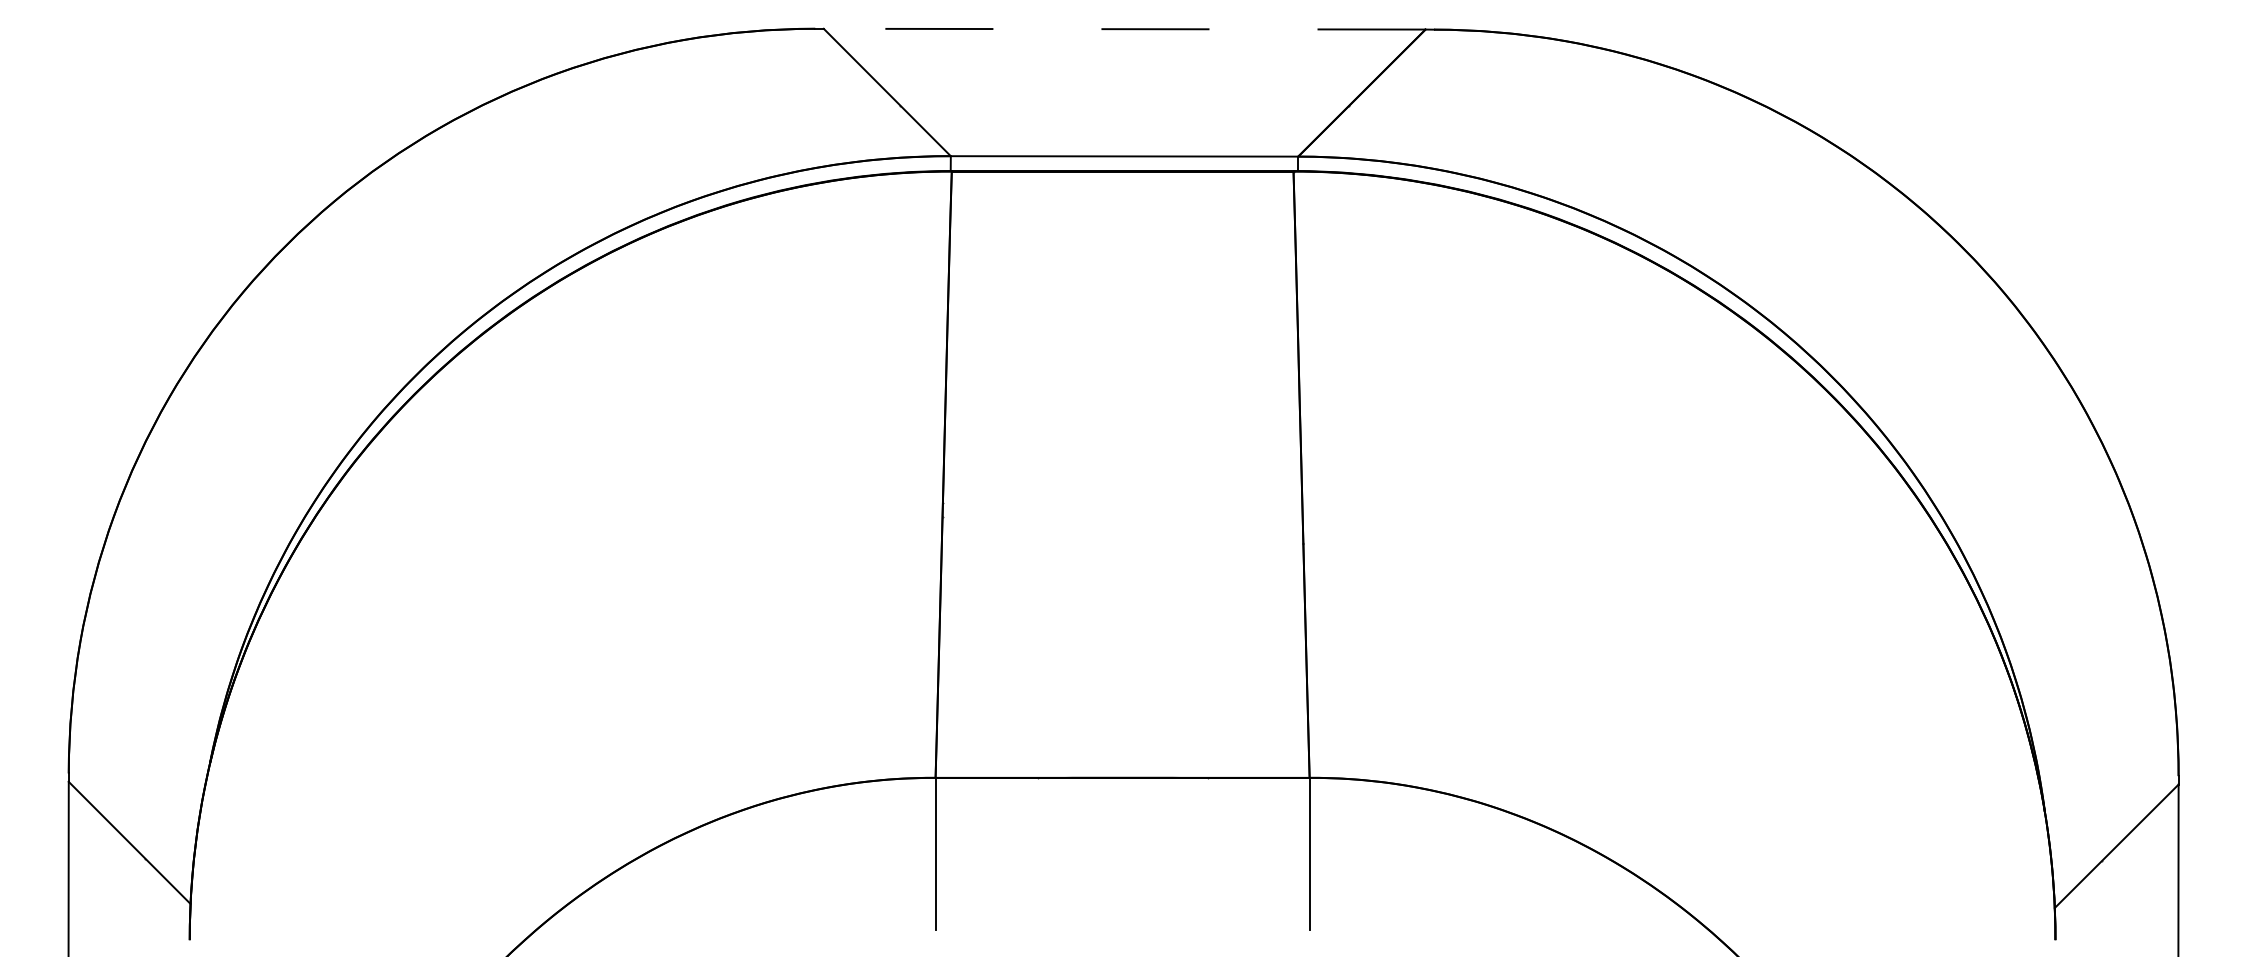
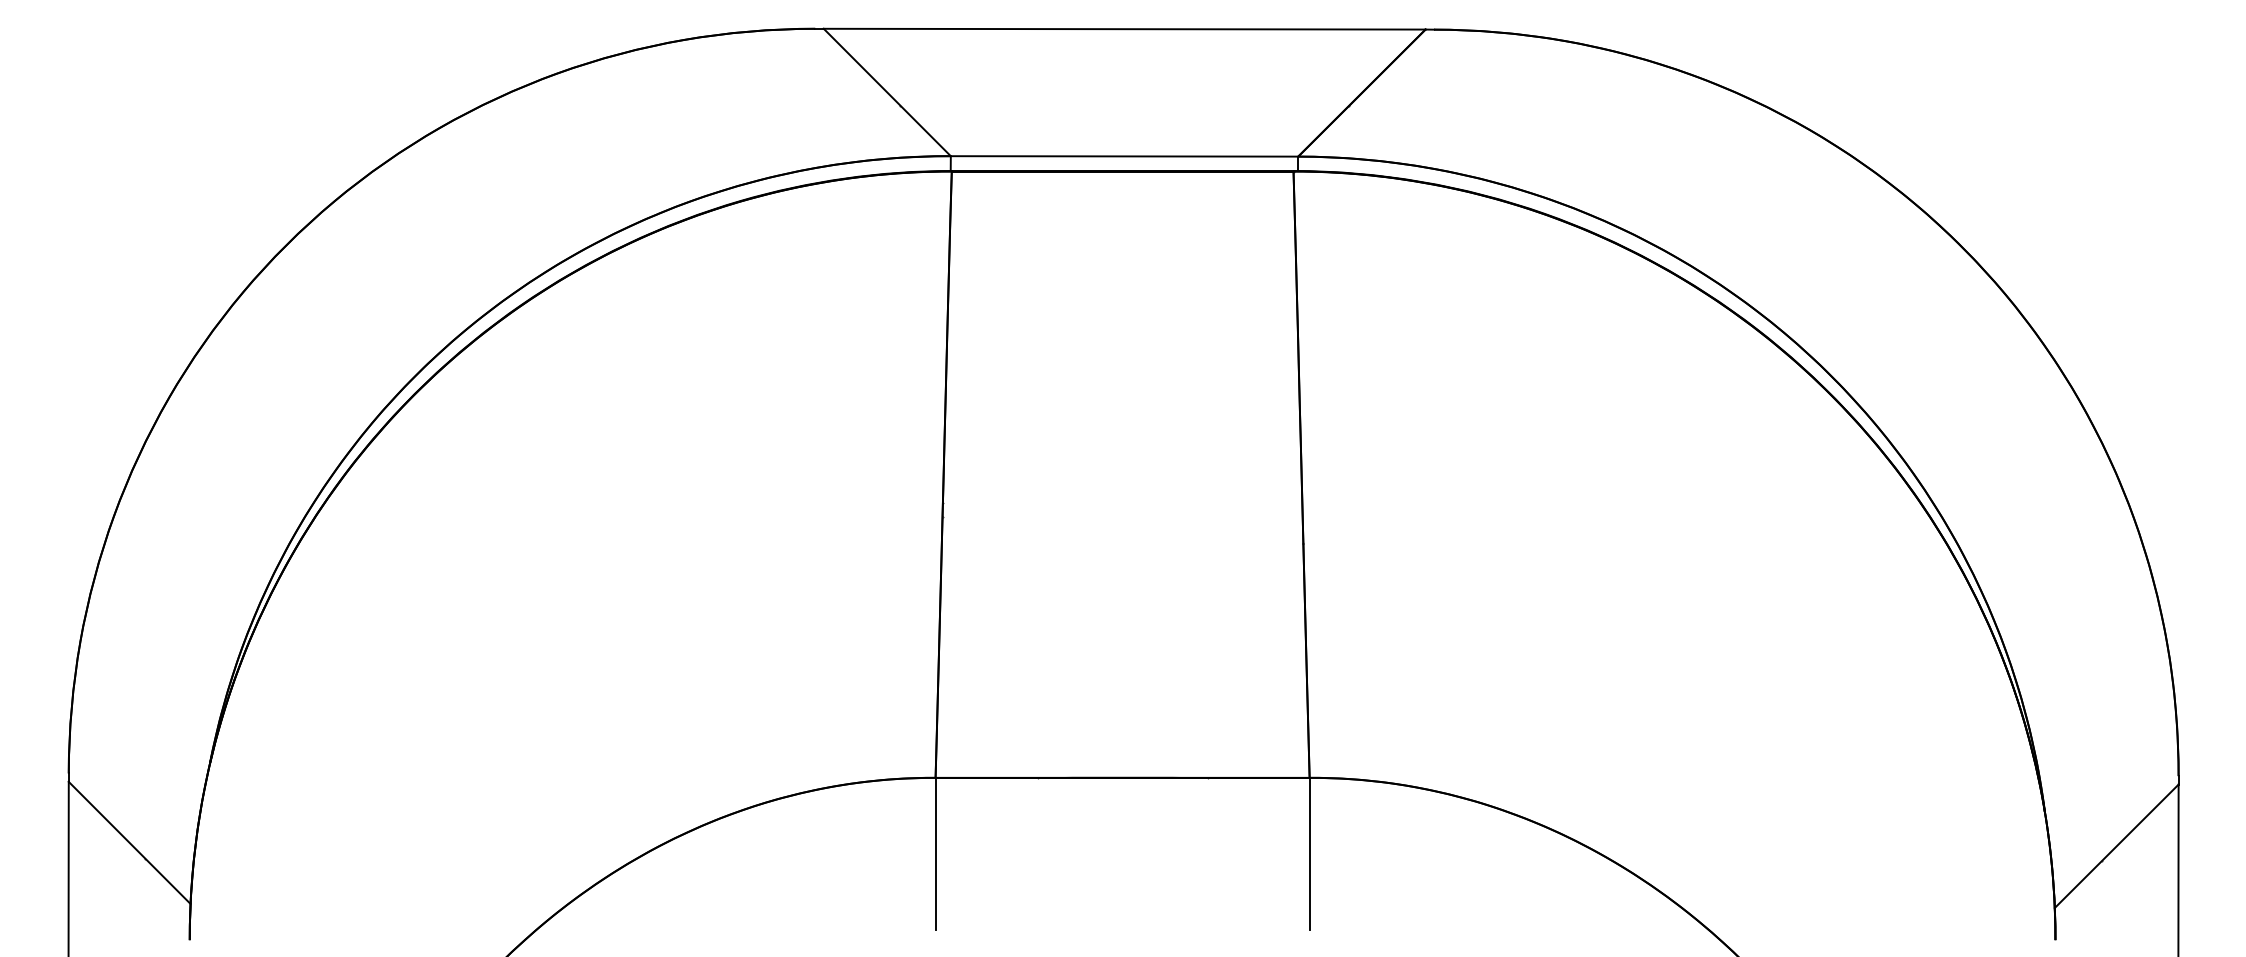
line: dashed -> solid (1124, 29)
